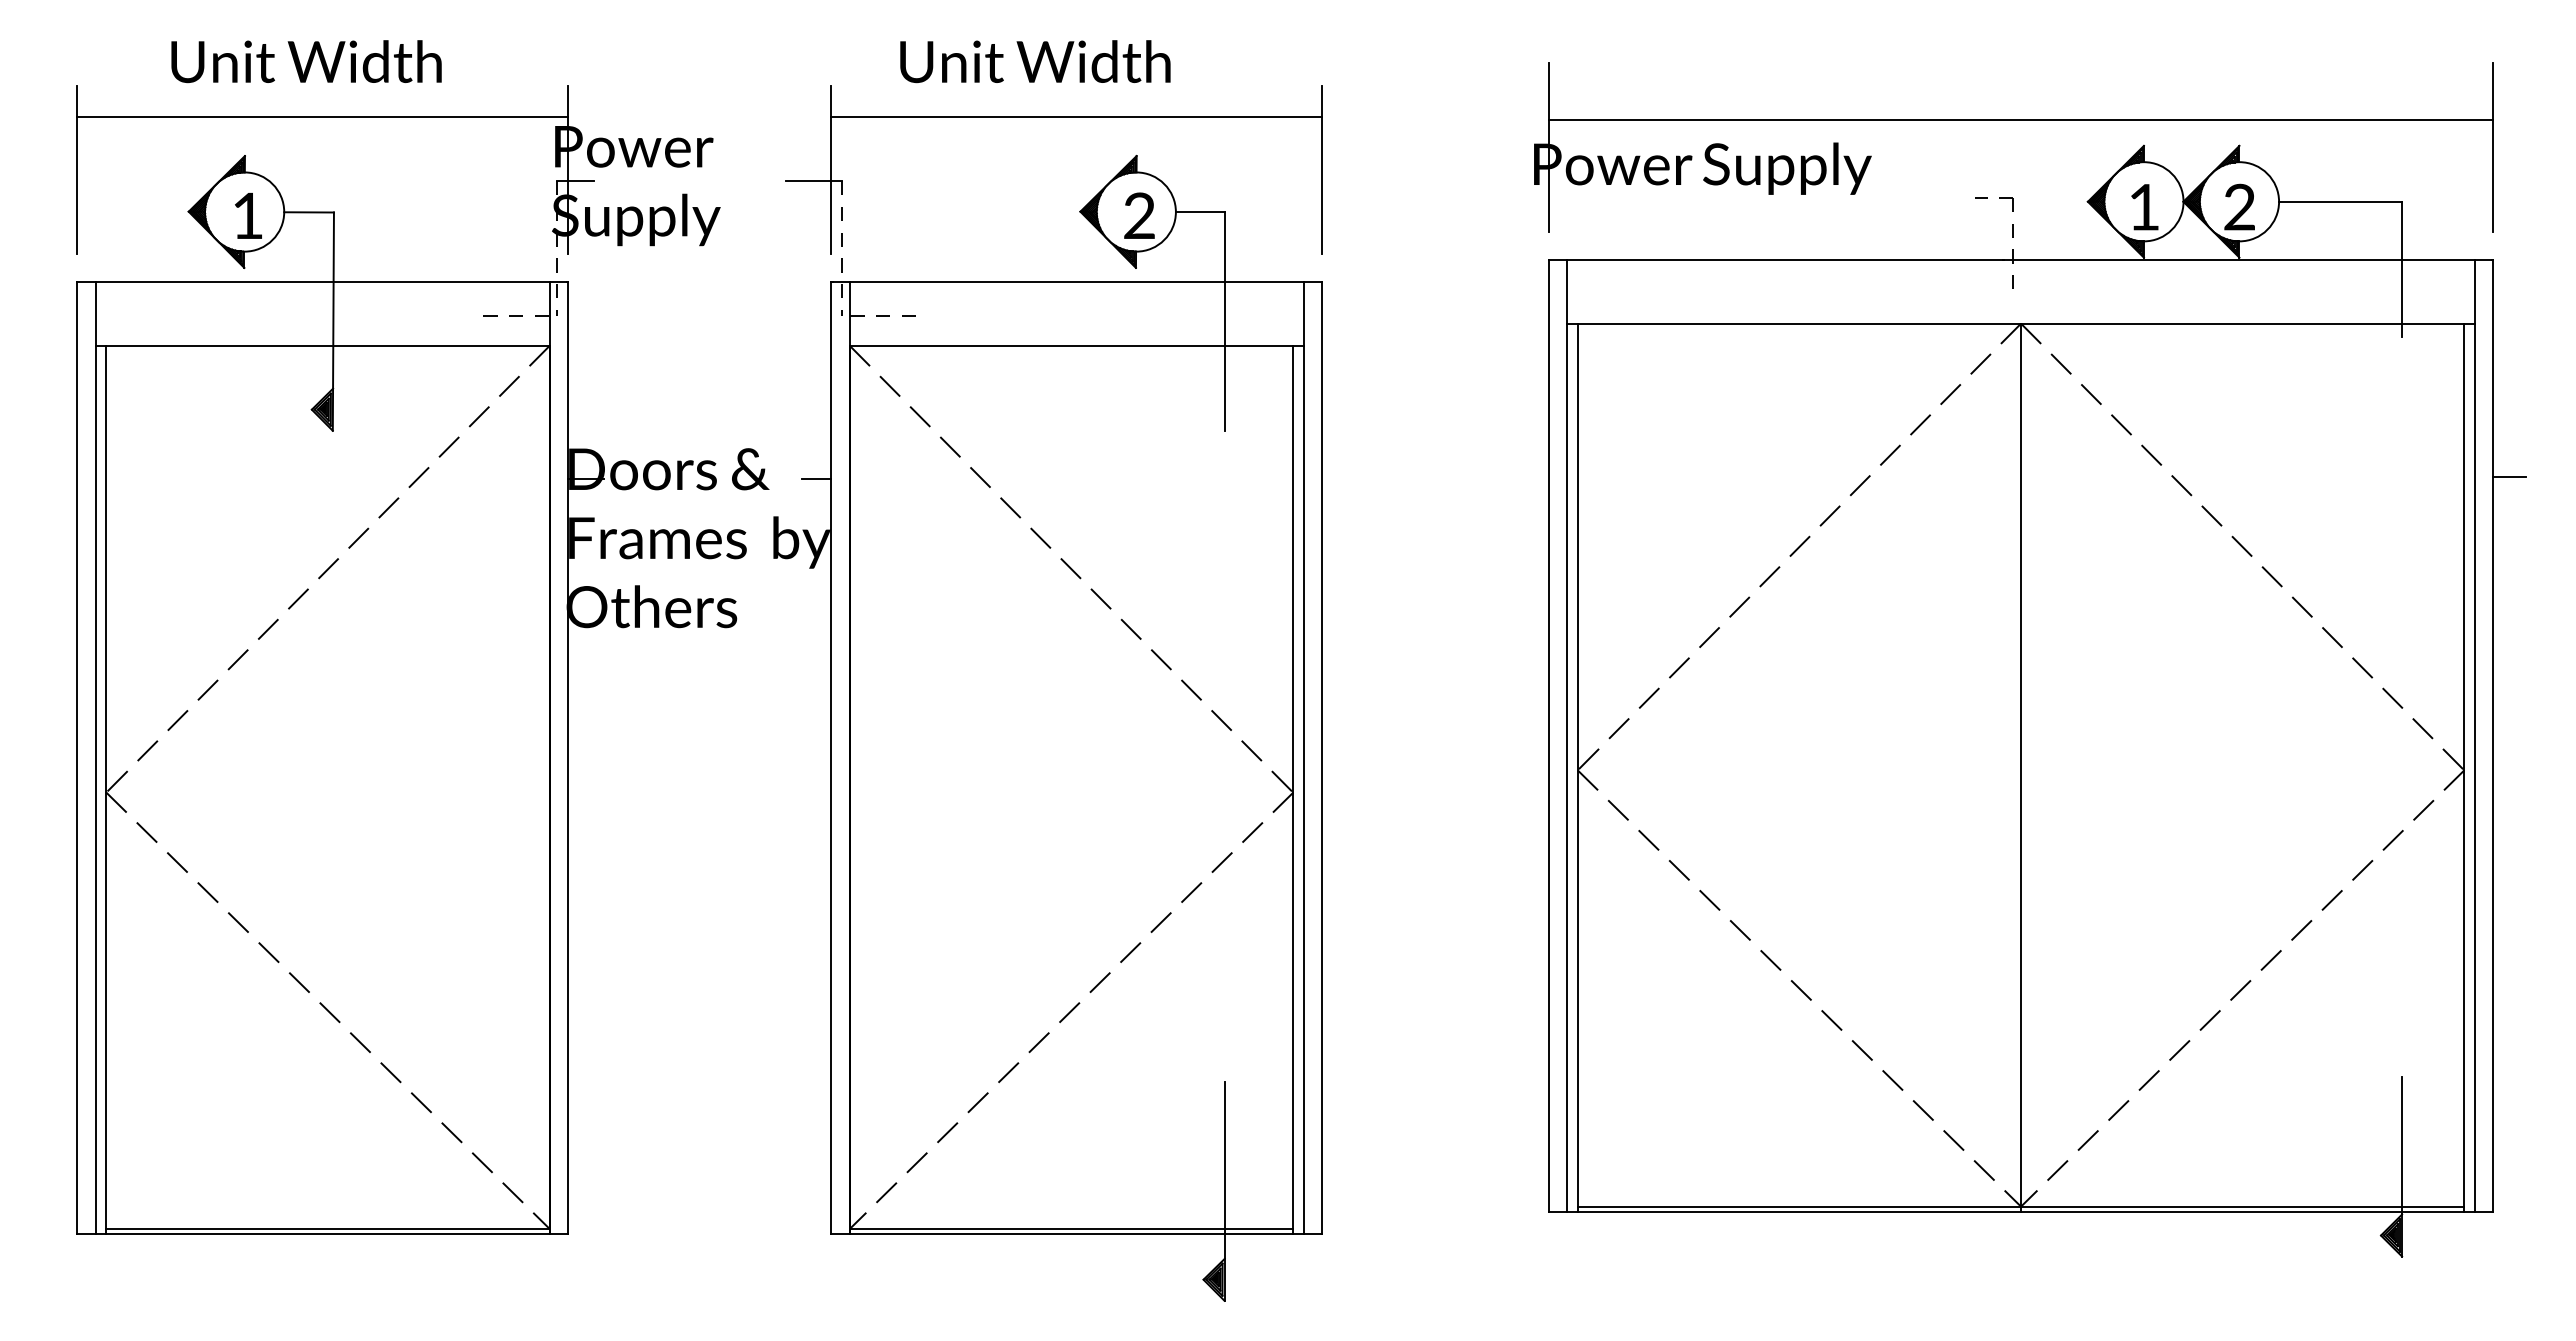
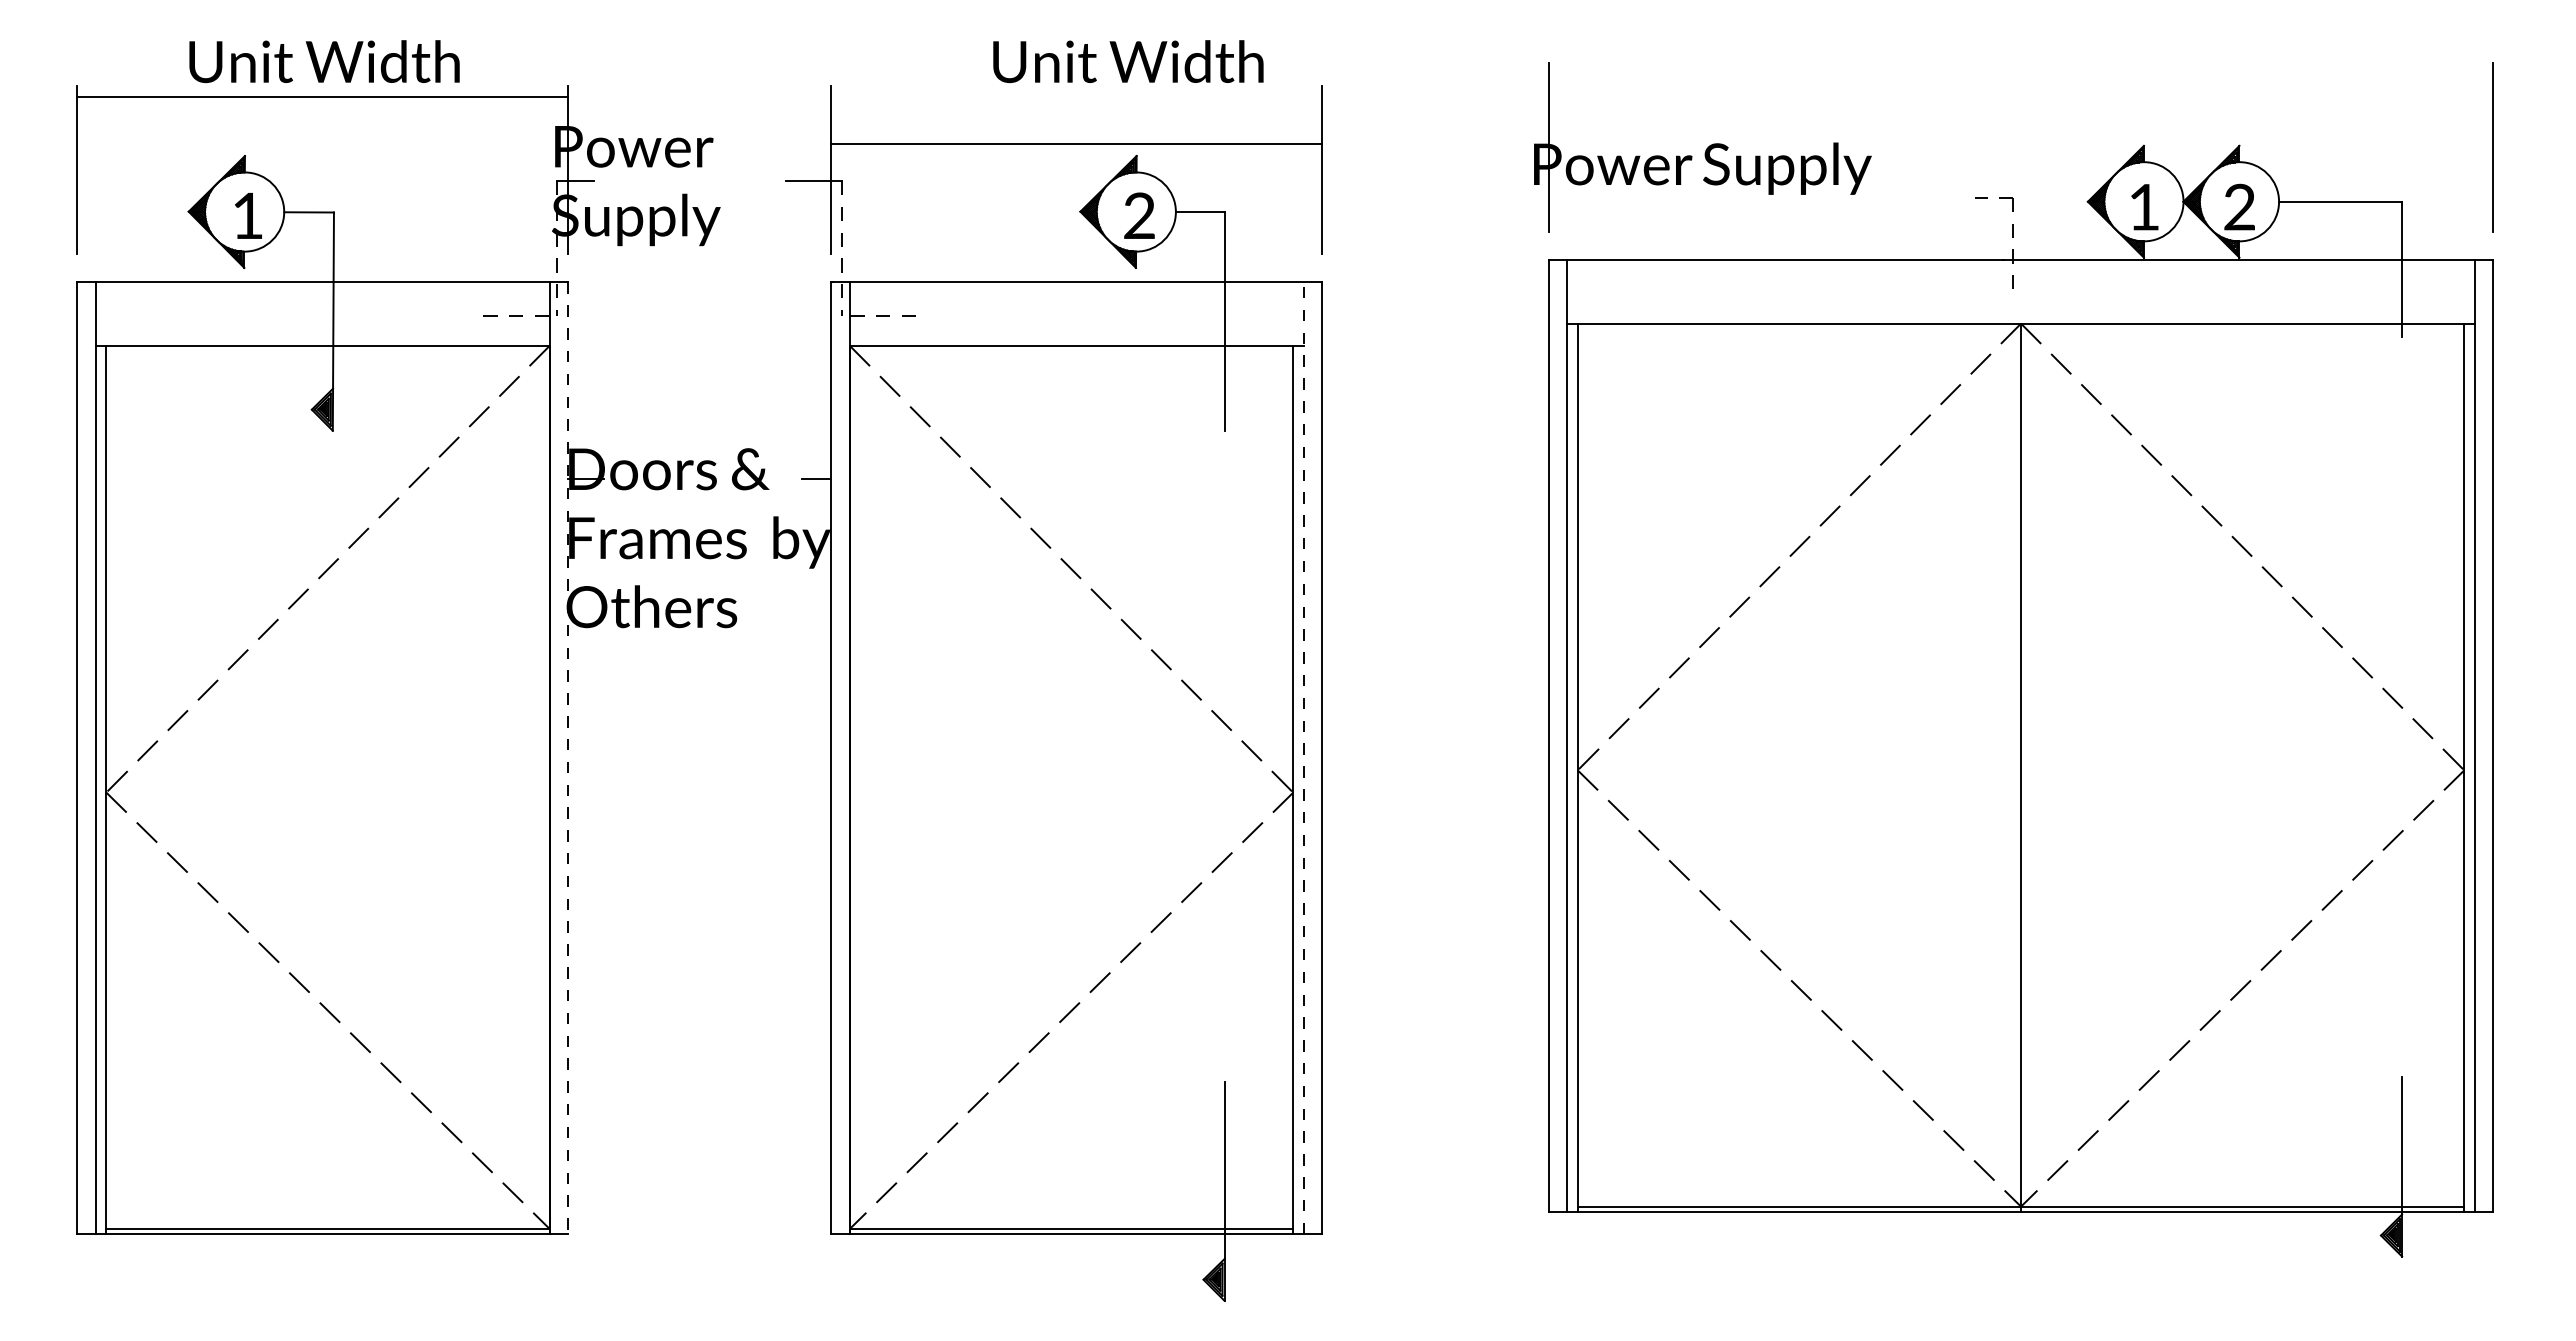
text position: (306, 61) -> (324, 61) (324, 61)
text position: (1035, 61) -> (1128, 61) (1128, 61)
line position: (322, 117) -> (322, 97) (322, 97)
line position: (1076, 117) -> (1076, 144) (1076, 144)
line: present -> none (2020, 120)
line: present -> none (2509, 477)
line: solid -> dashed (568, 758)
line: solid -> dashed (1303, 758)
